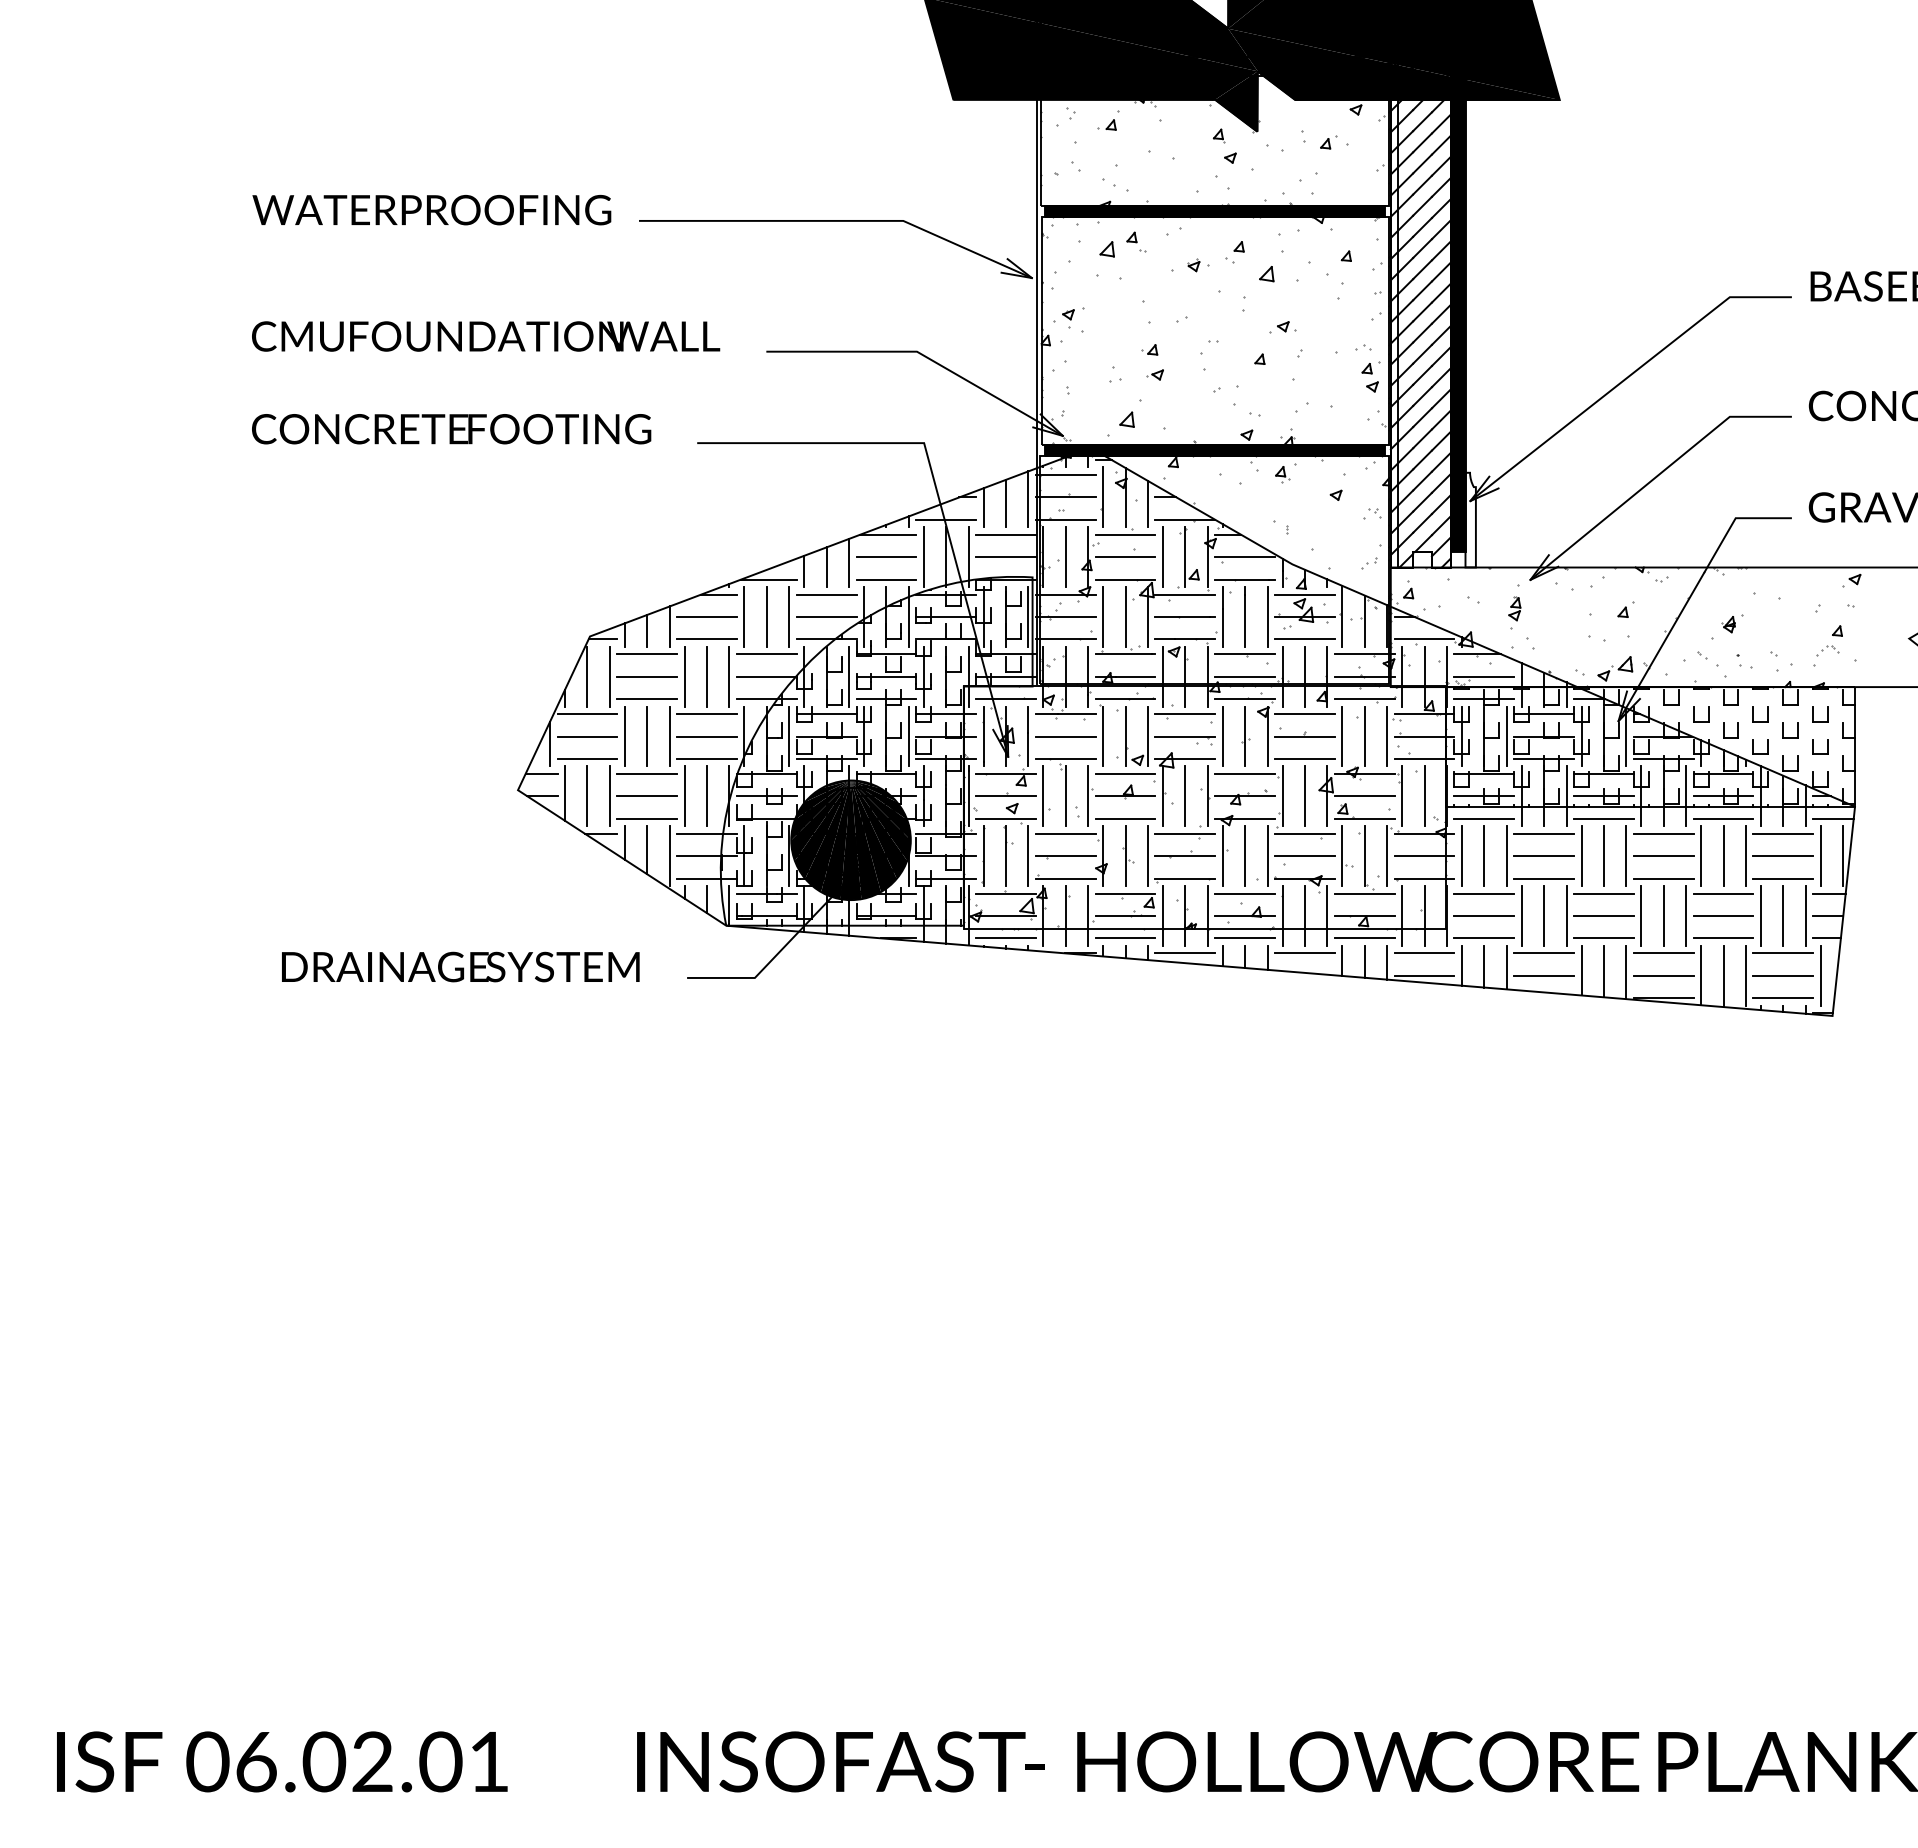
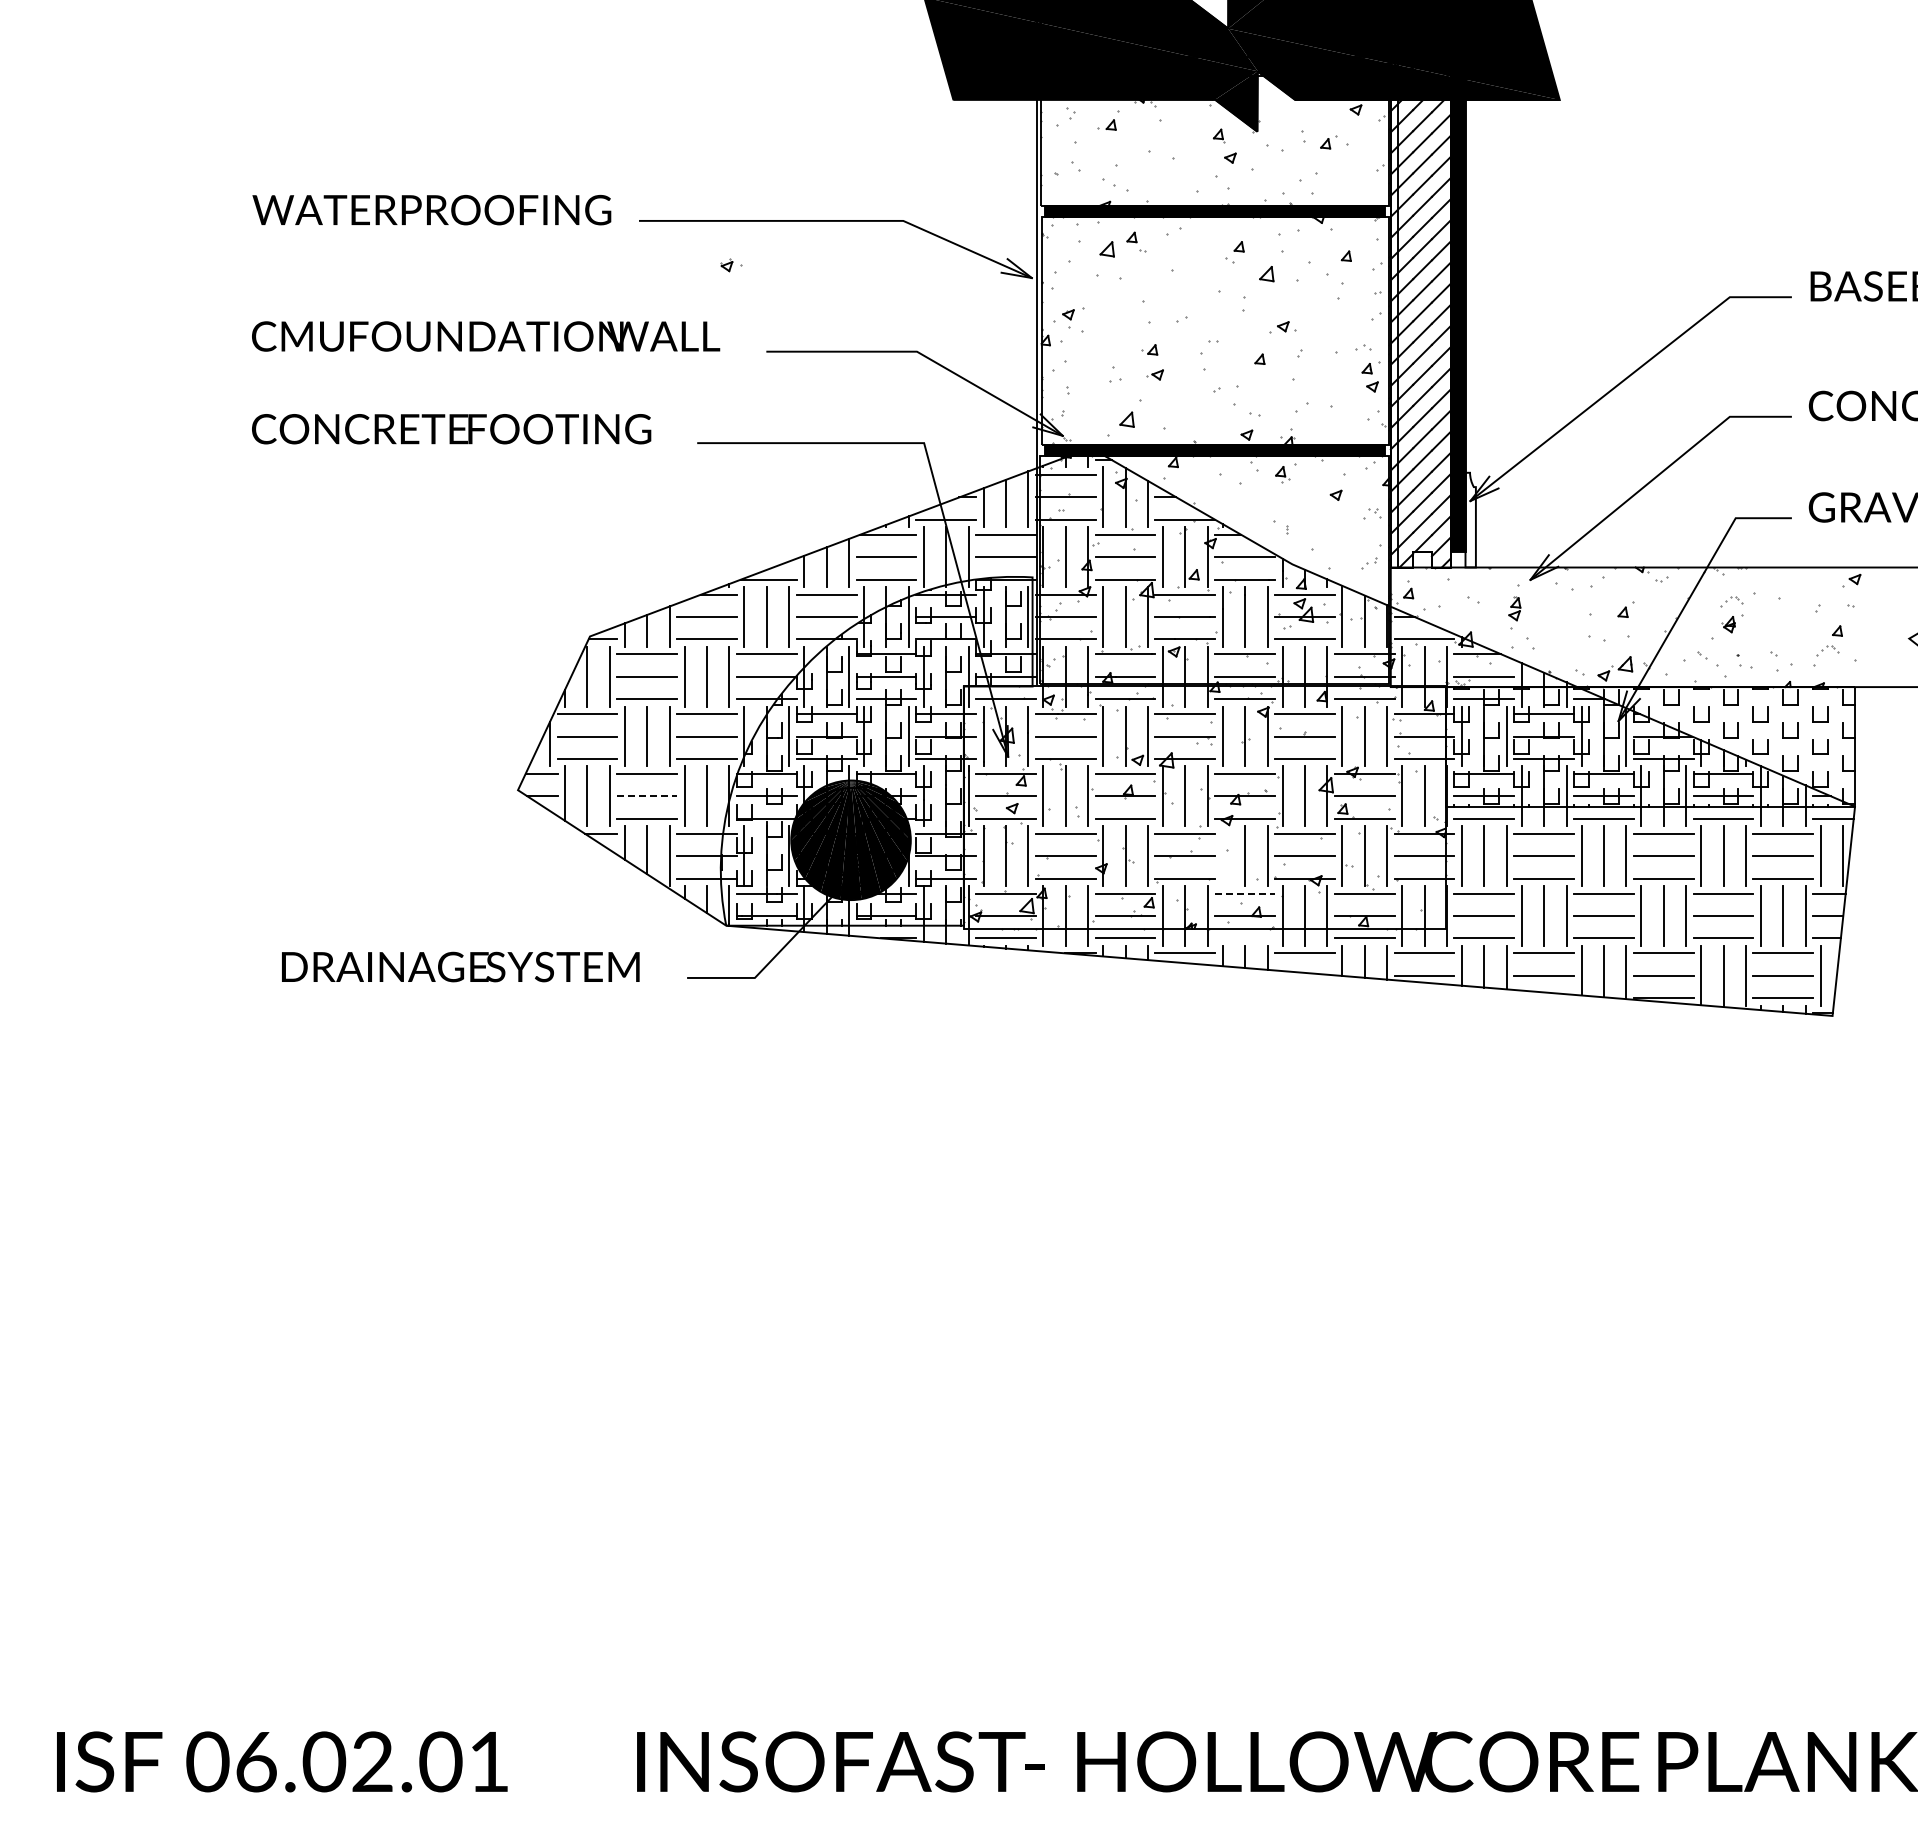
part position: (1198, 265) -> (731, 265) (731, 265)
part: none -> present (1731, 601)
line: solid -> dashed (647, 796)
line: present -> none (1222, 856)
line: solid -> dashed (1245, 893)
line: present -> none (1245, 938)
